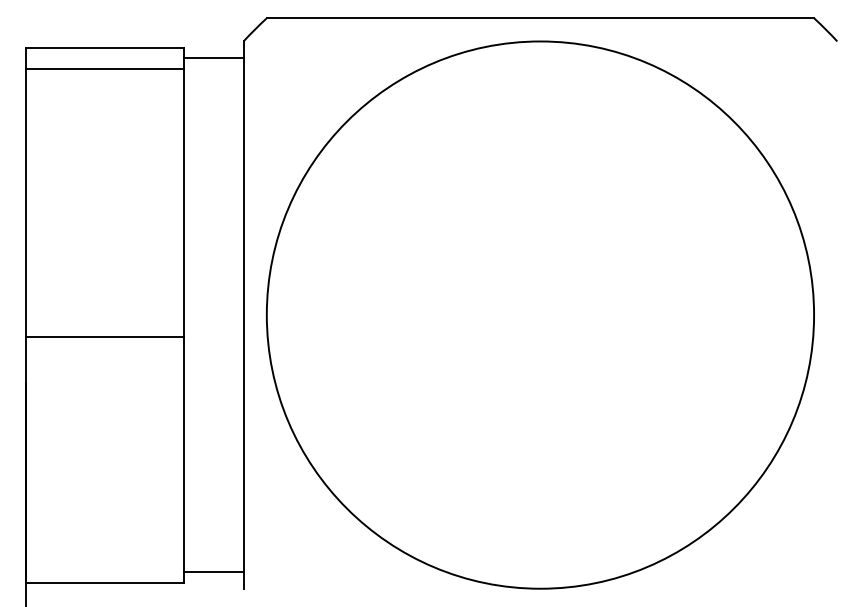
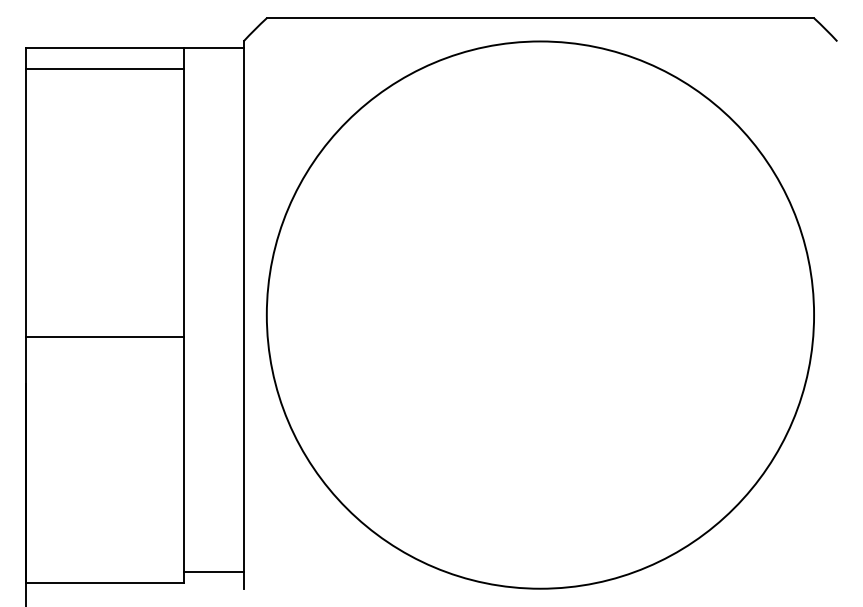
line position: (213, 57) -> (213, 47) (213, 47)
